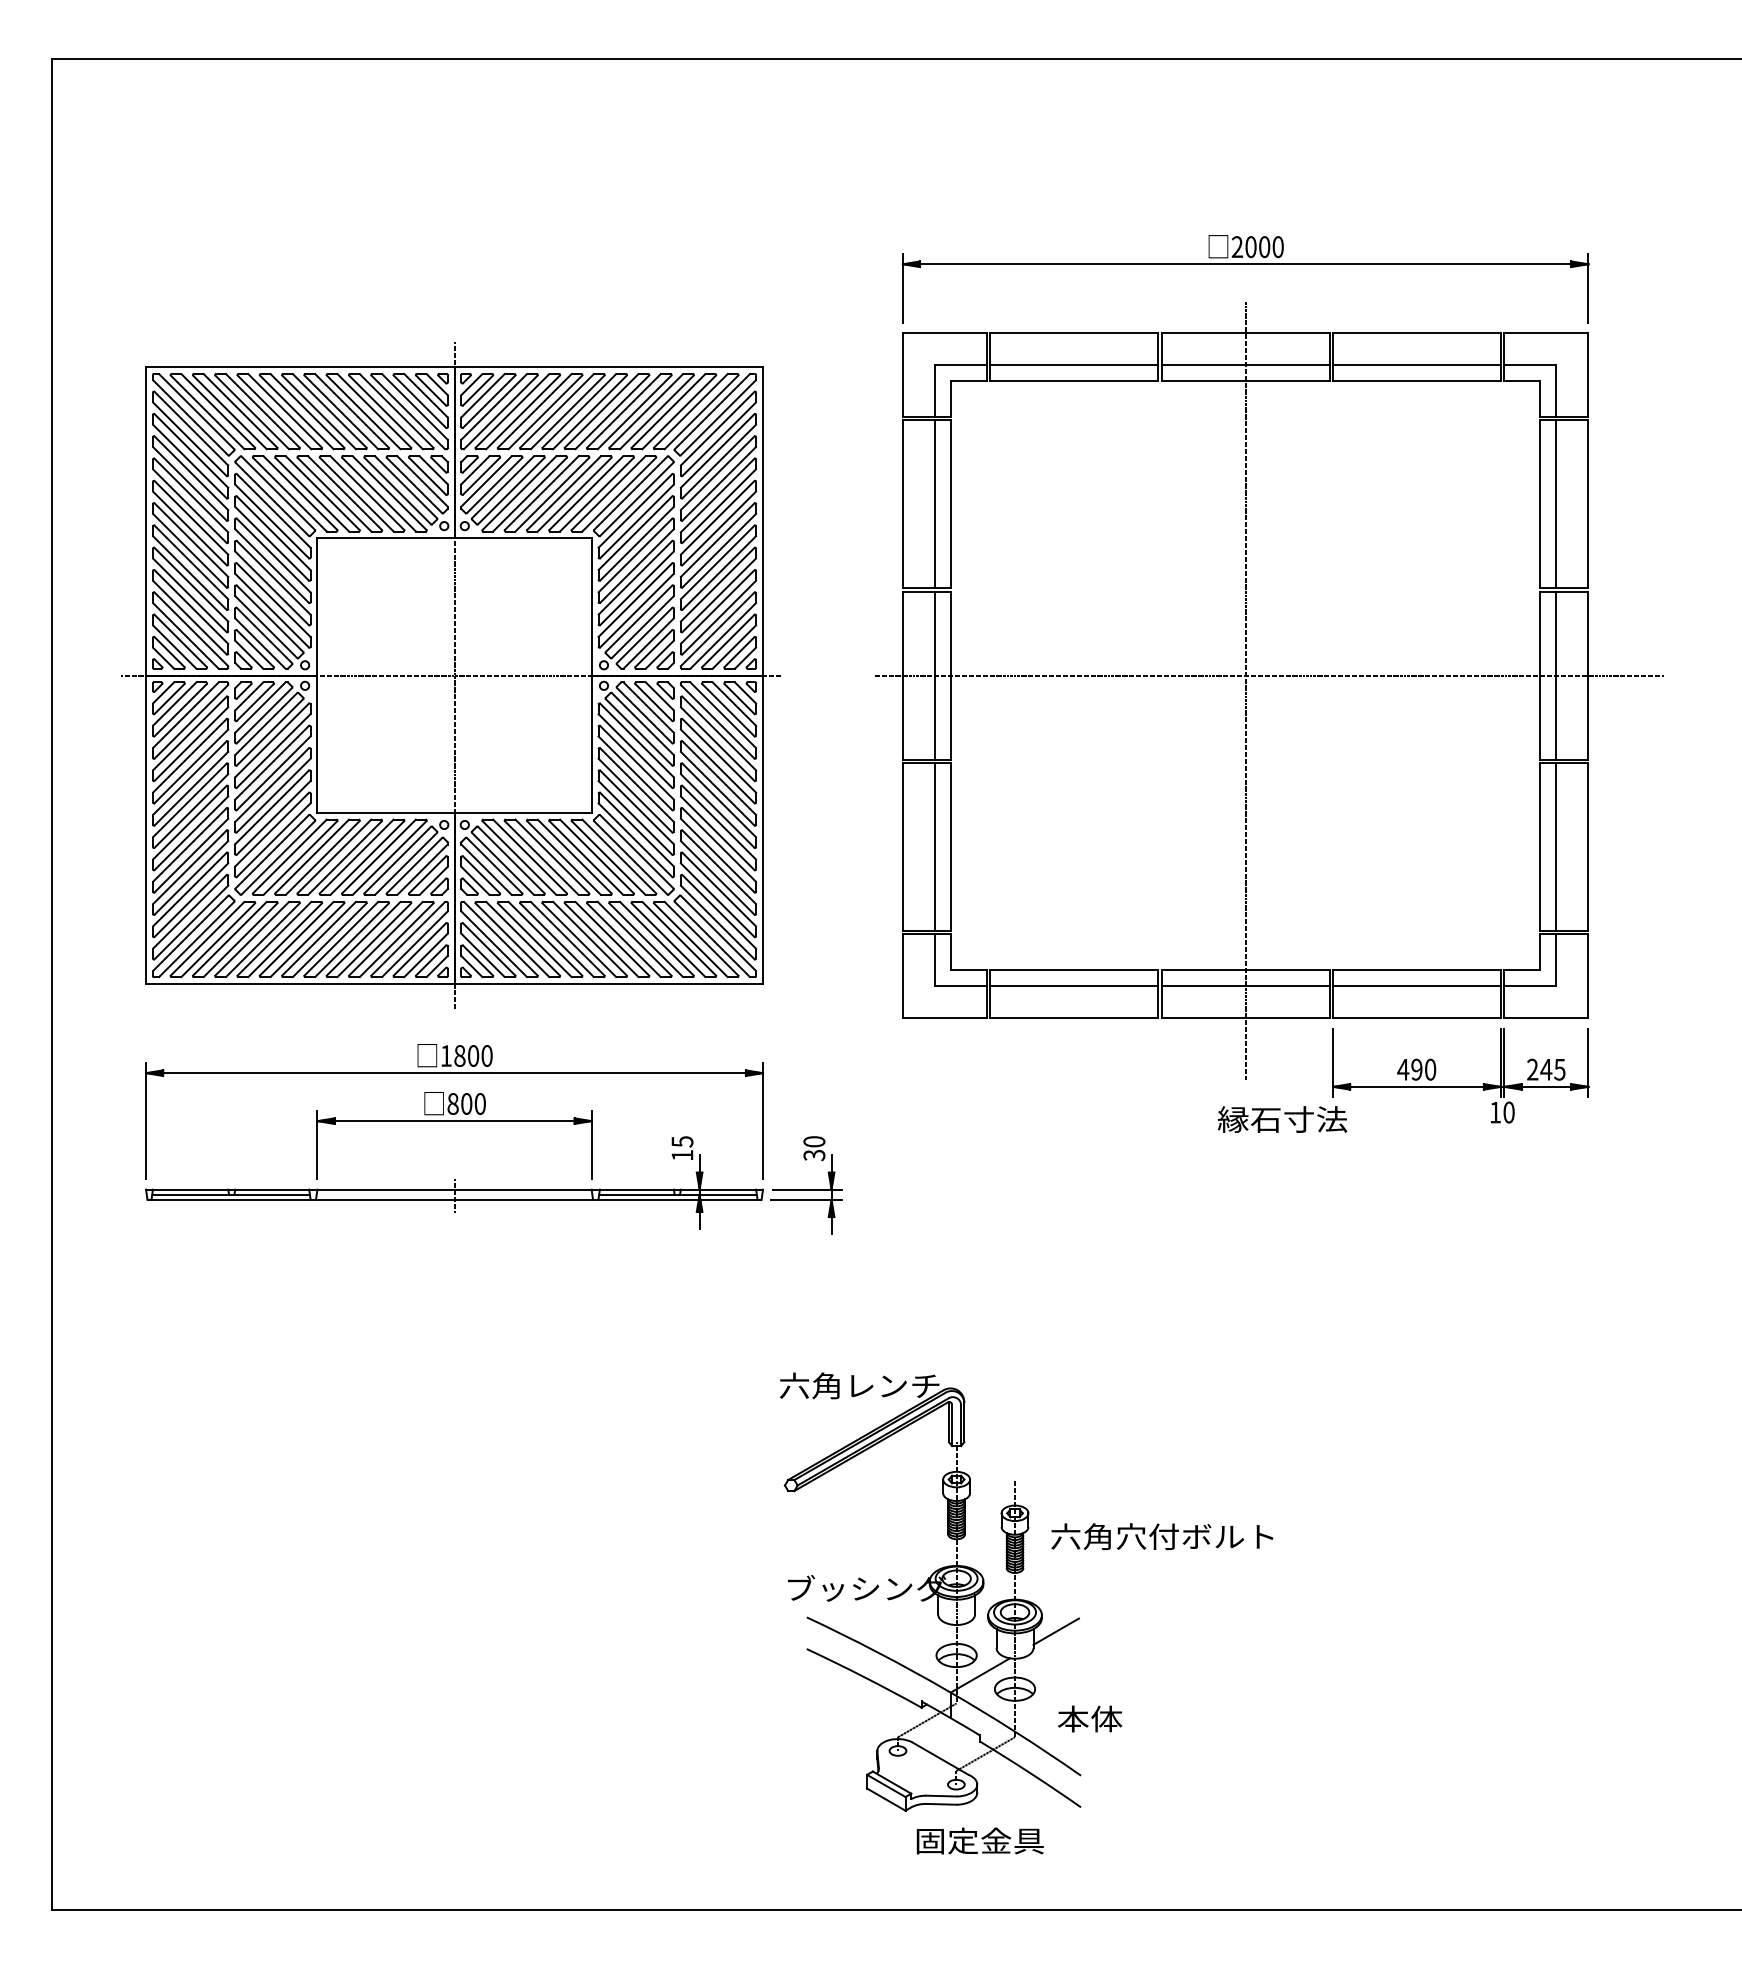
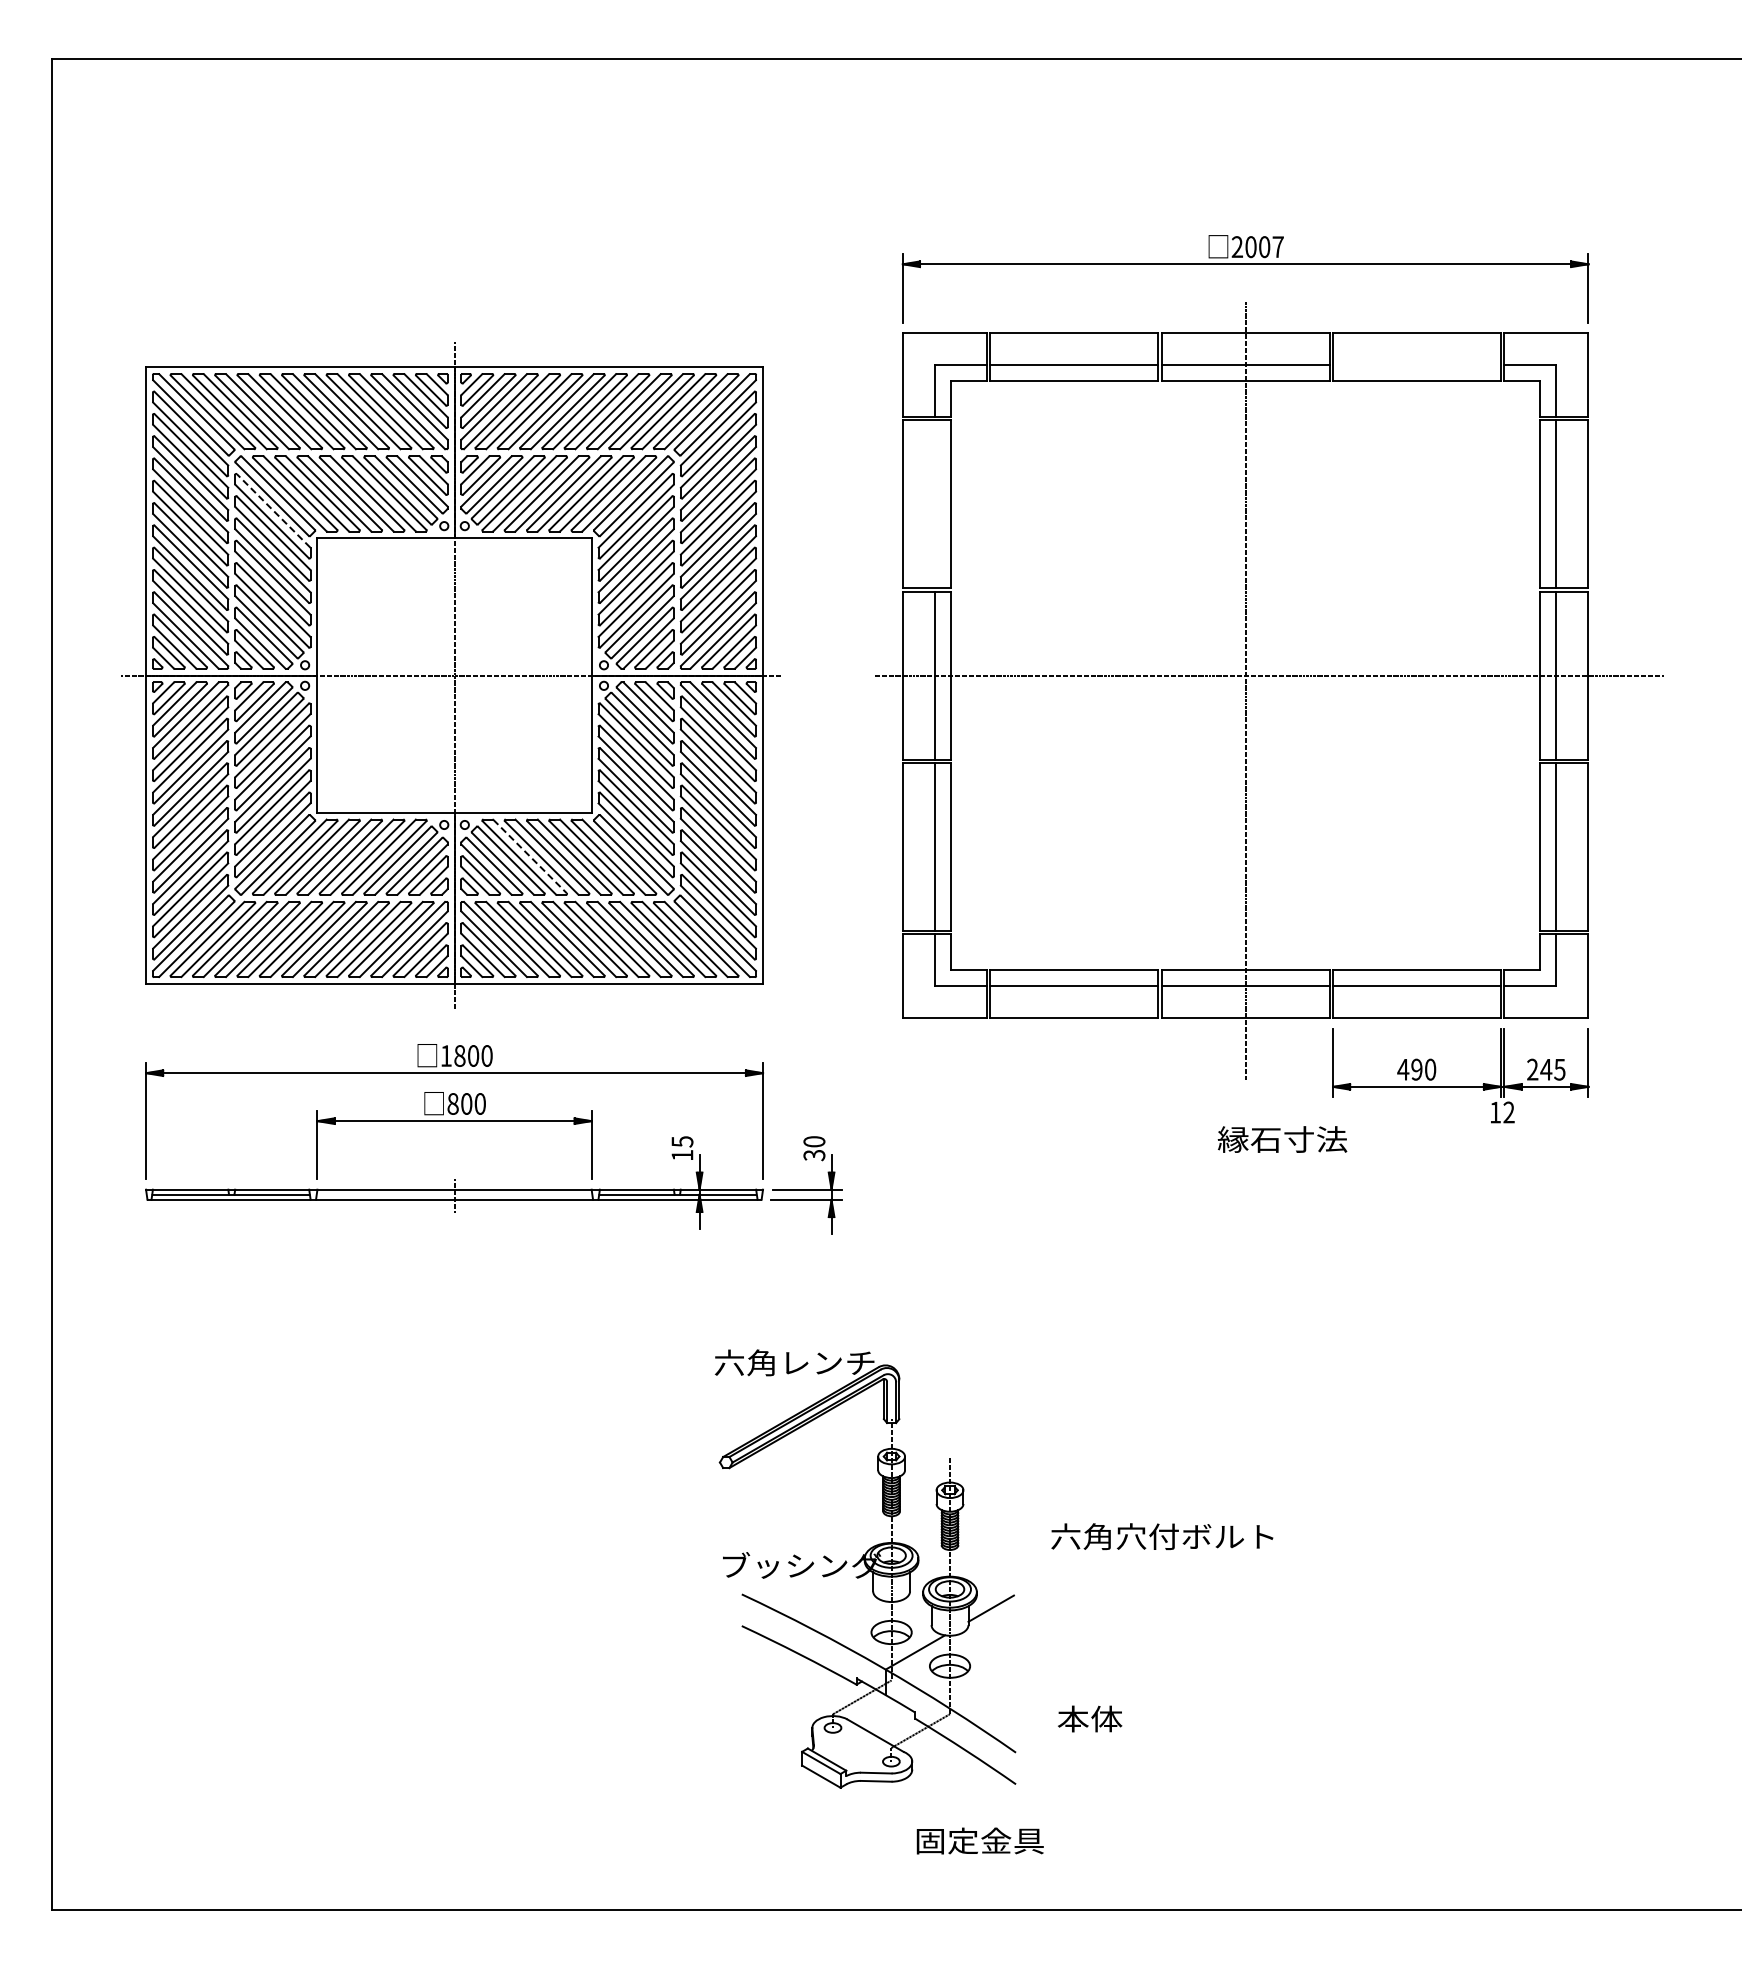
text: 2000 -> 2007 (1277, 247)
line: present -> none (1417, 365)
line: present -> none (935, 504)
line: solid -> dashed (273, 510)
line: solid -> dashed (530, 856)
text: 10 -> 12 (1508, 1112)
text position: (1282, 1119) -> (1282, 1139) (1282, 1139)
part position: (930, 1591) -> (865, 1568) (865, 1568)
